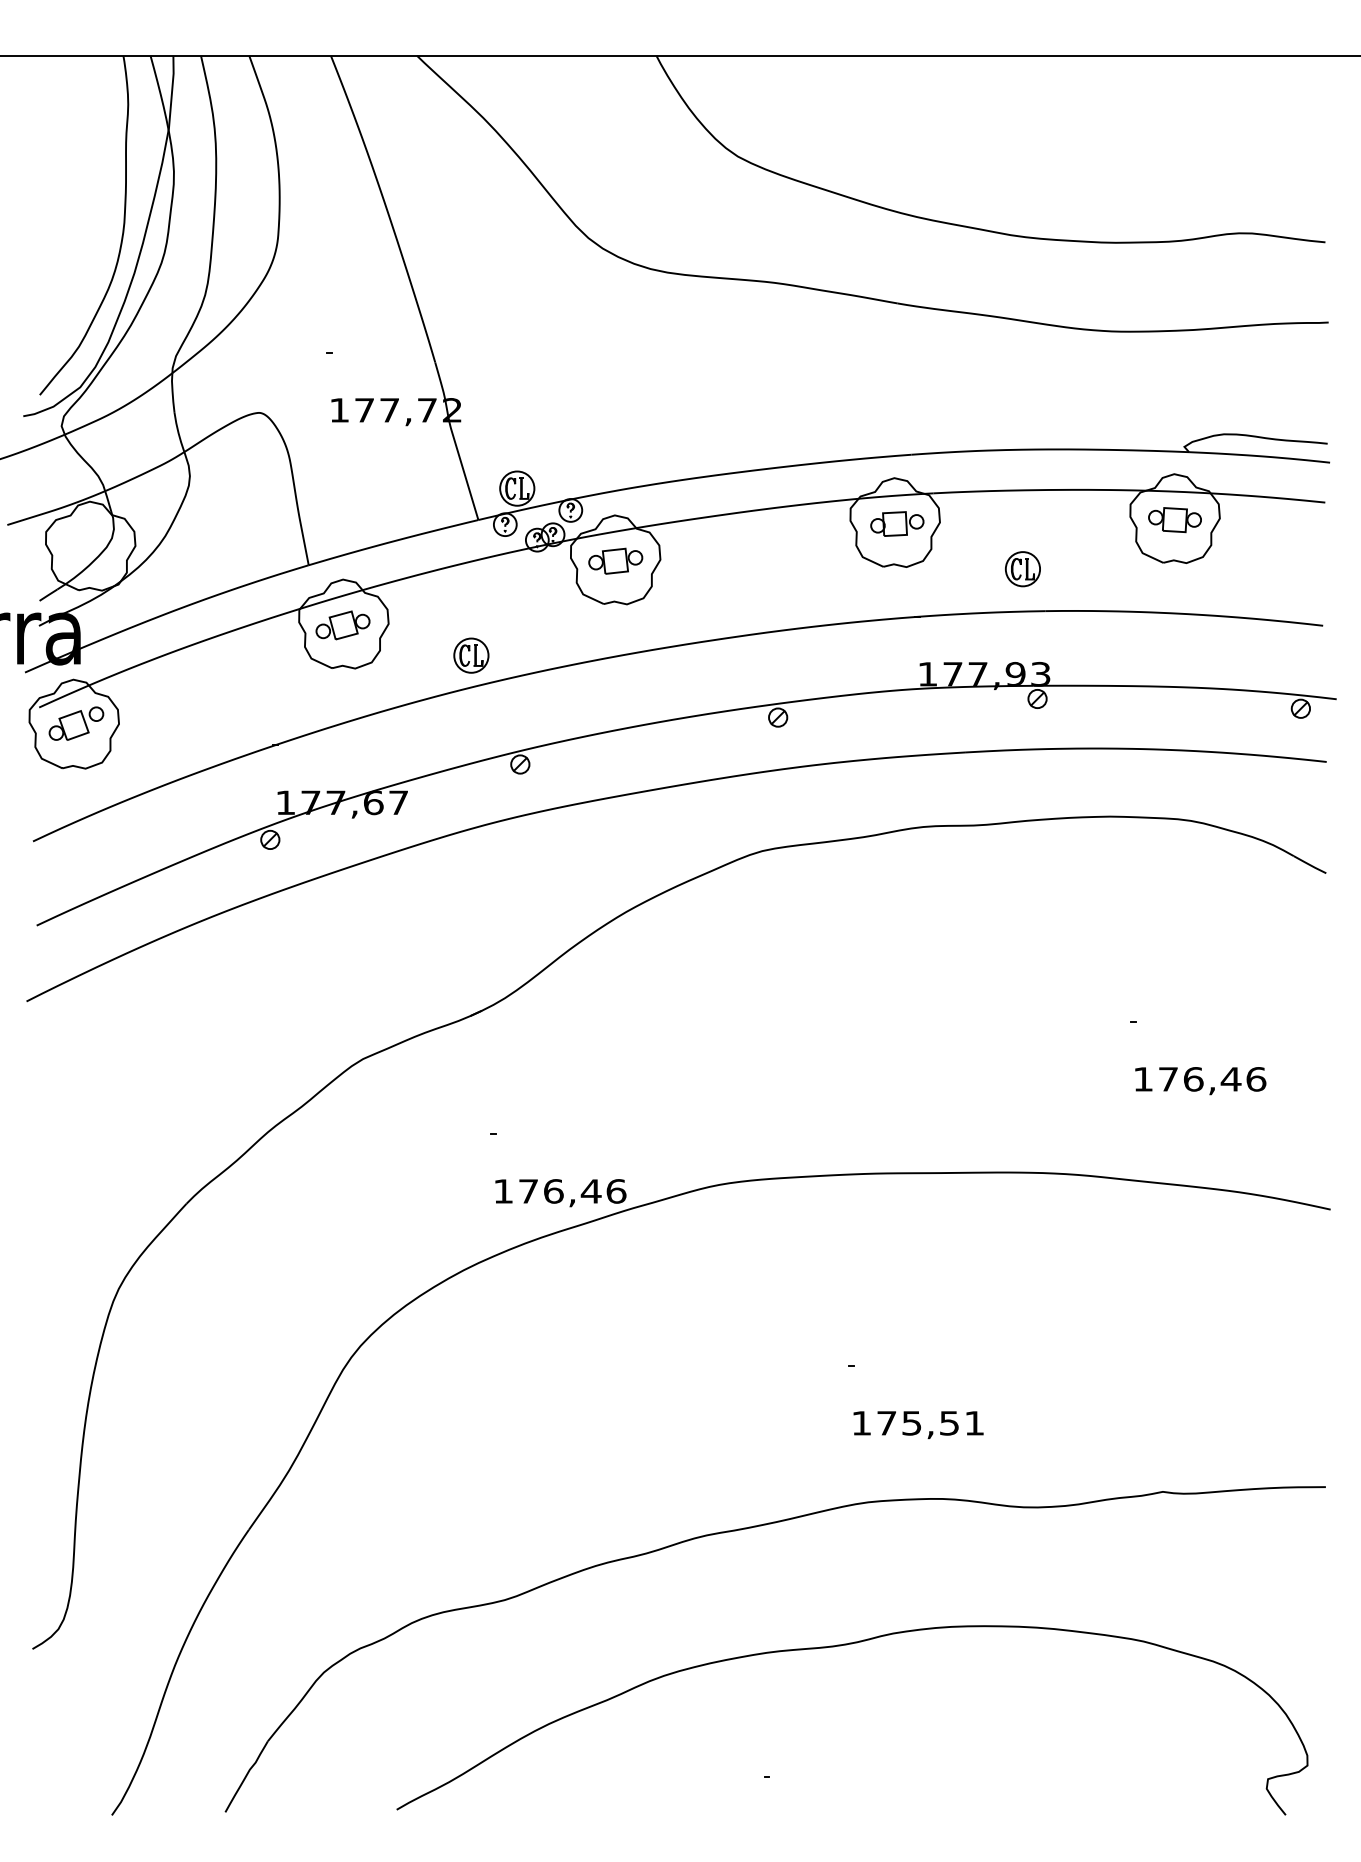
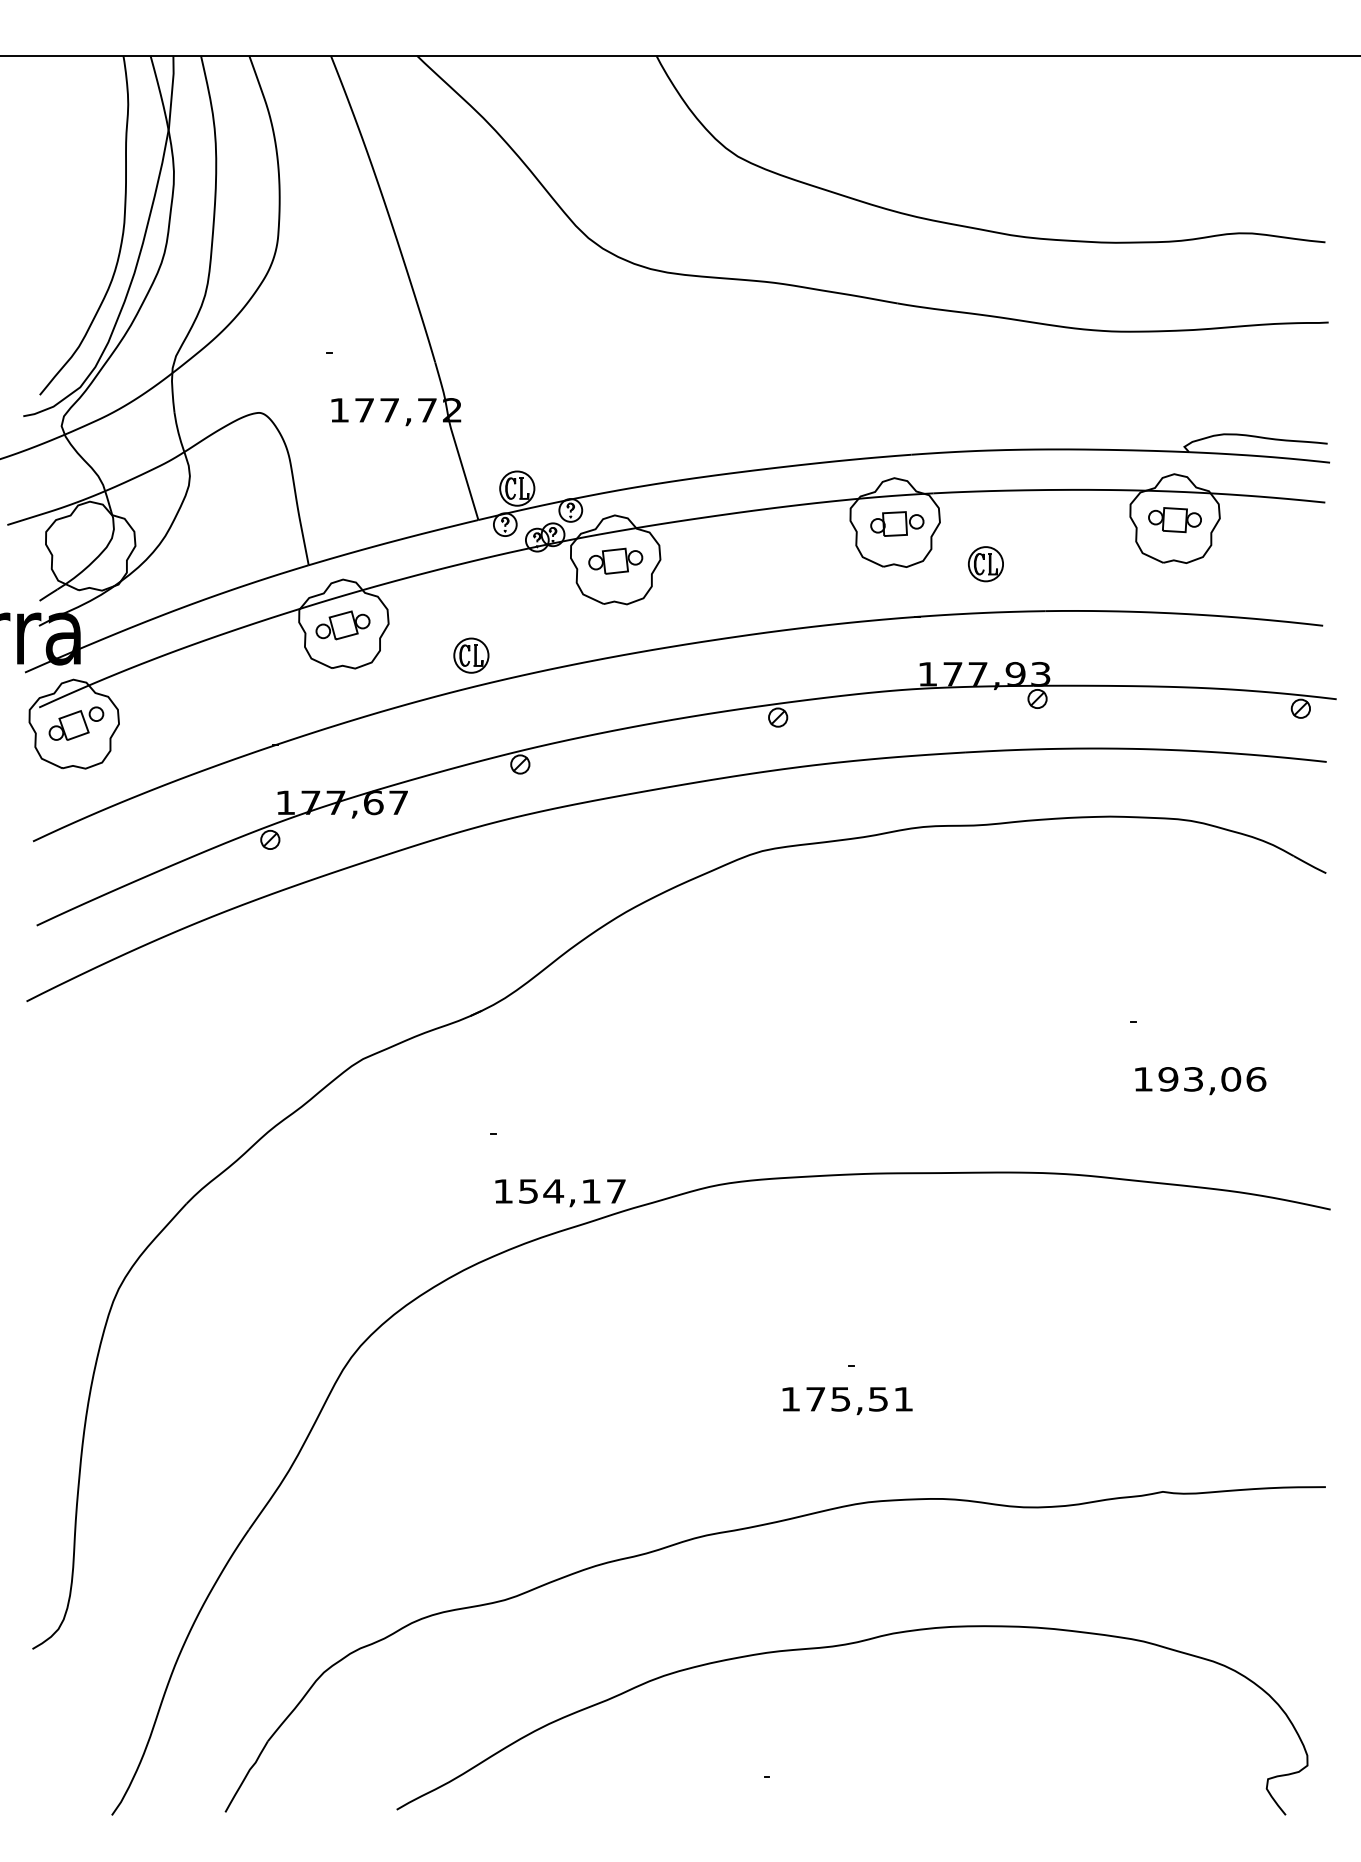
part position: (1022, 569) -> (985, 564) (985, 564)
text: 176,46 -> 193,06 (1199, 1079)
text: 176,46 -> 154,17 (572, 1191)
text position: (918, 1425) -> (847, 1401) (847, 1401)
